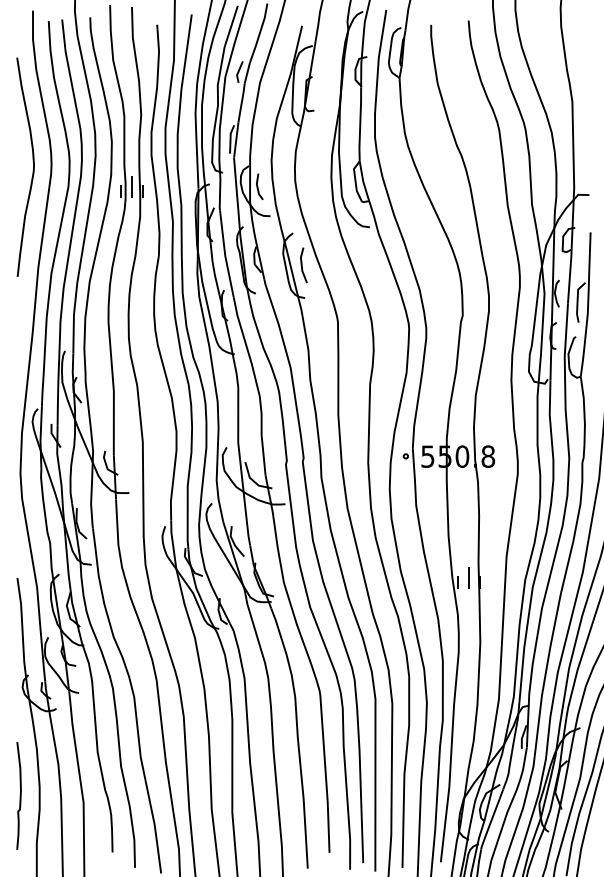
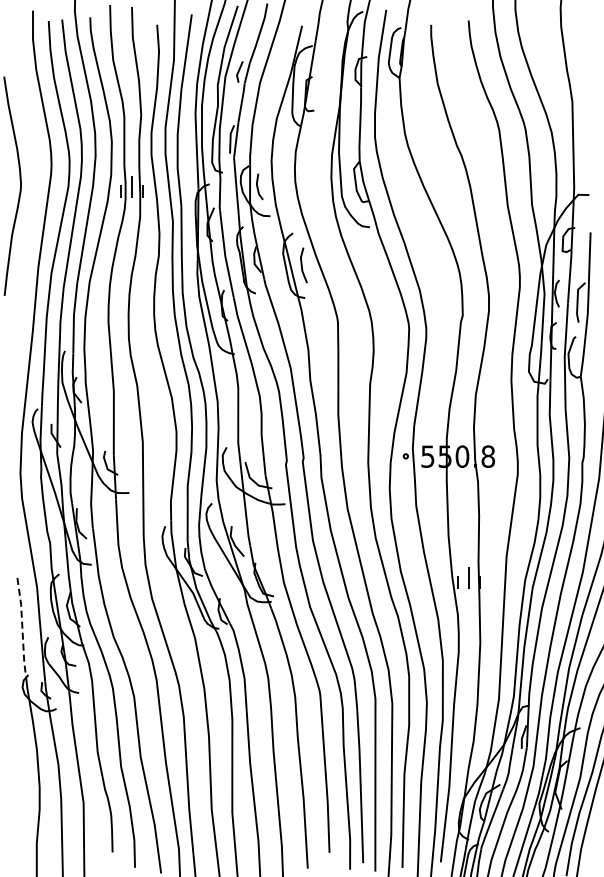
curve position: (33, 166) -> (20, 185) (20, 185)
line: solid -> dashed (22, 627)
curve: present -> none (19, 795)
